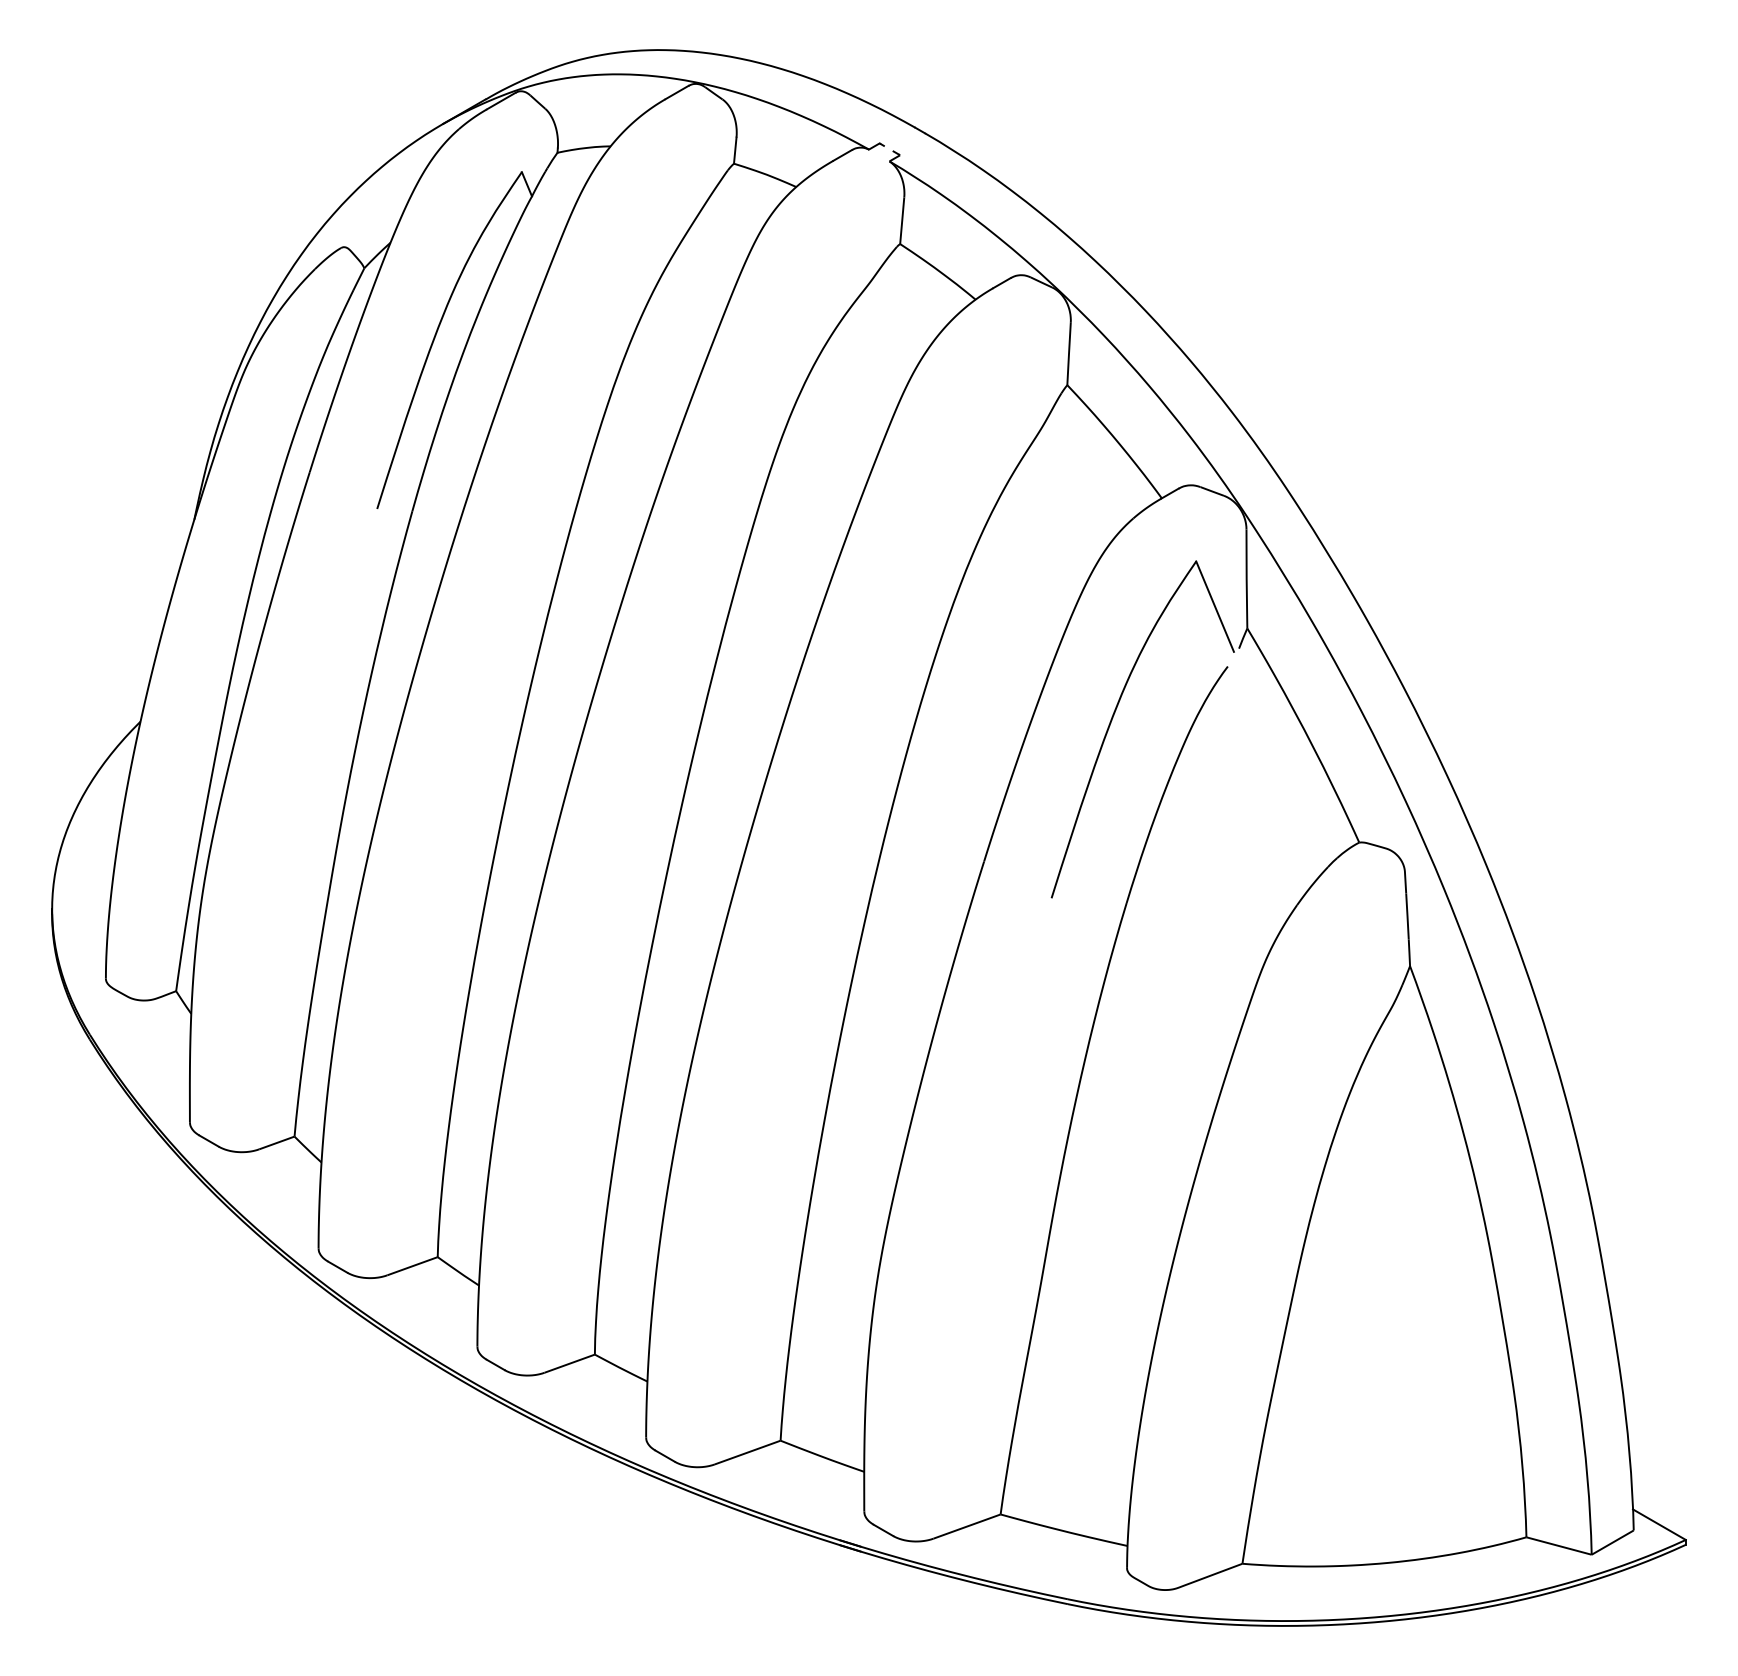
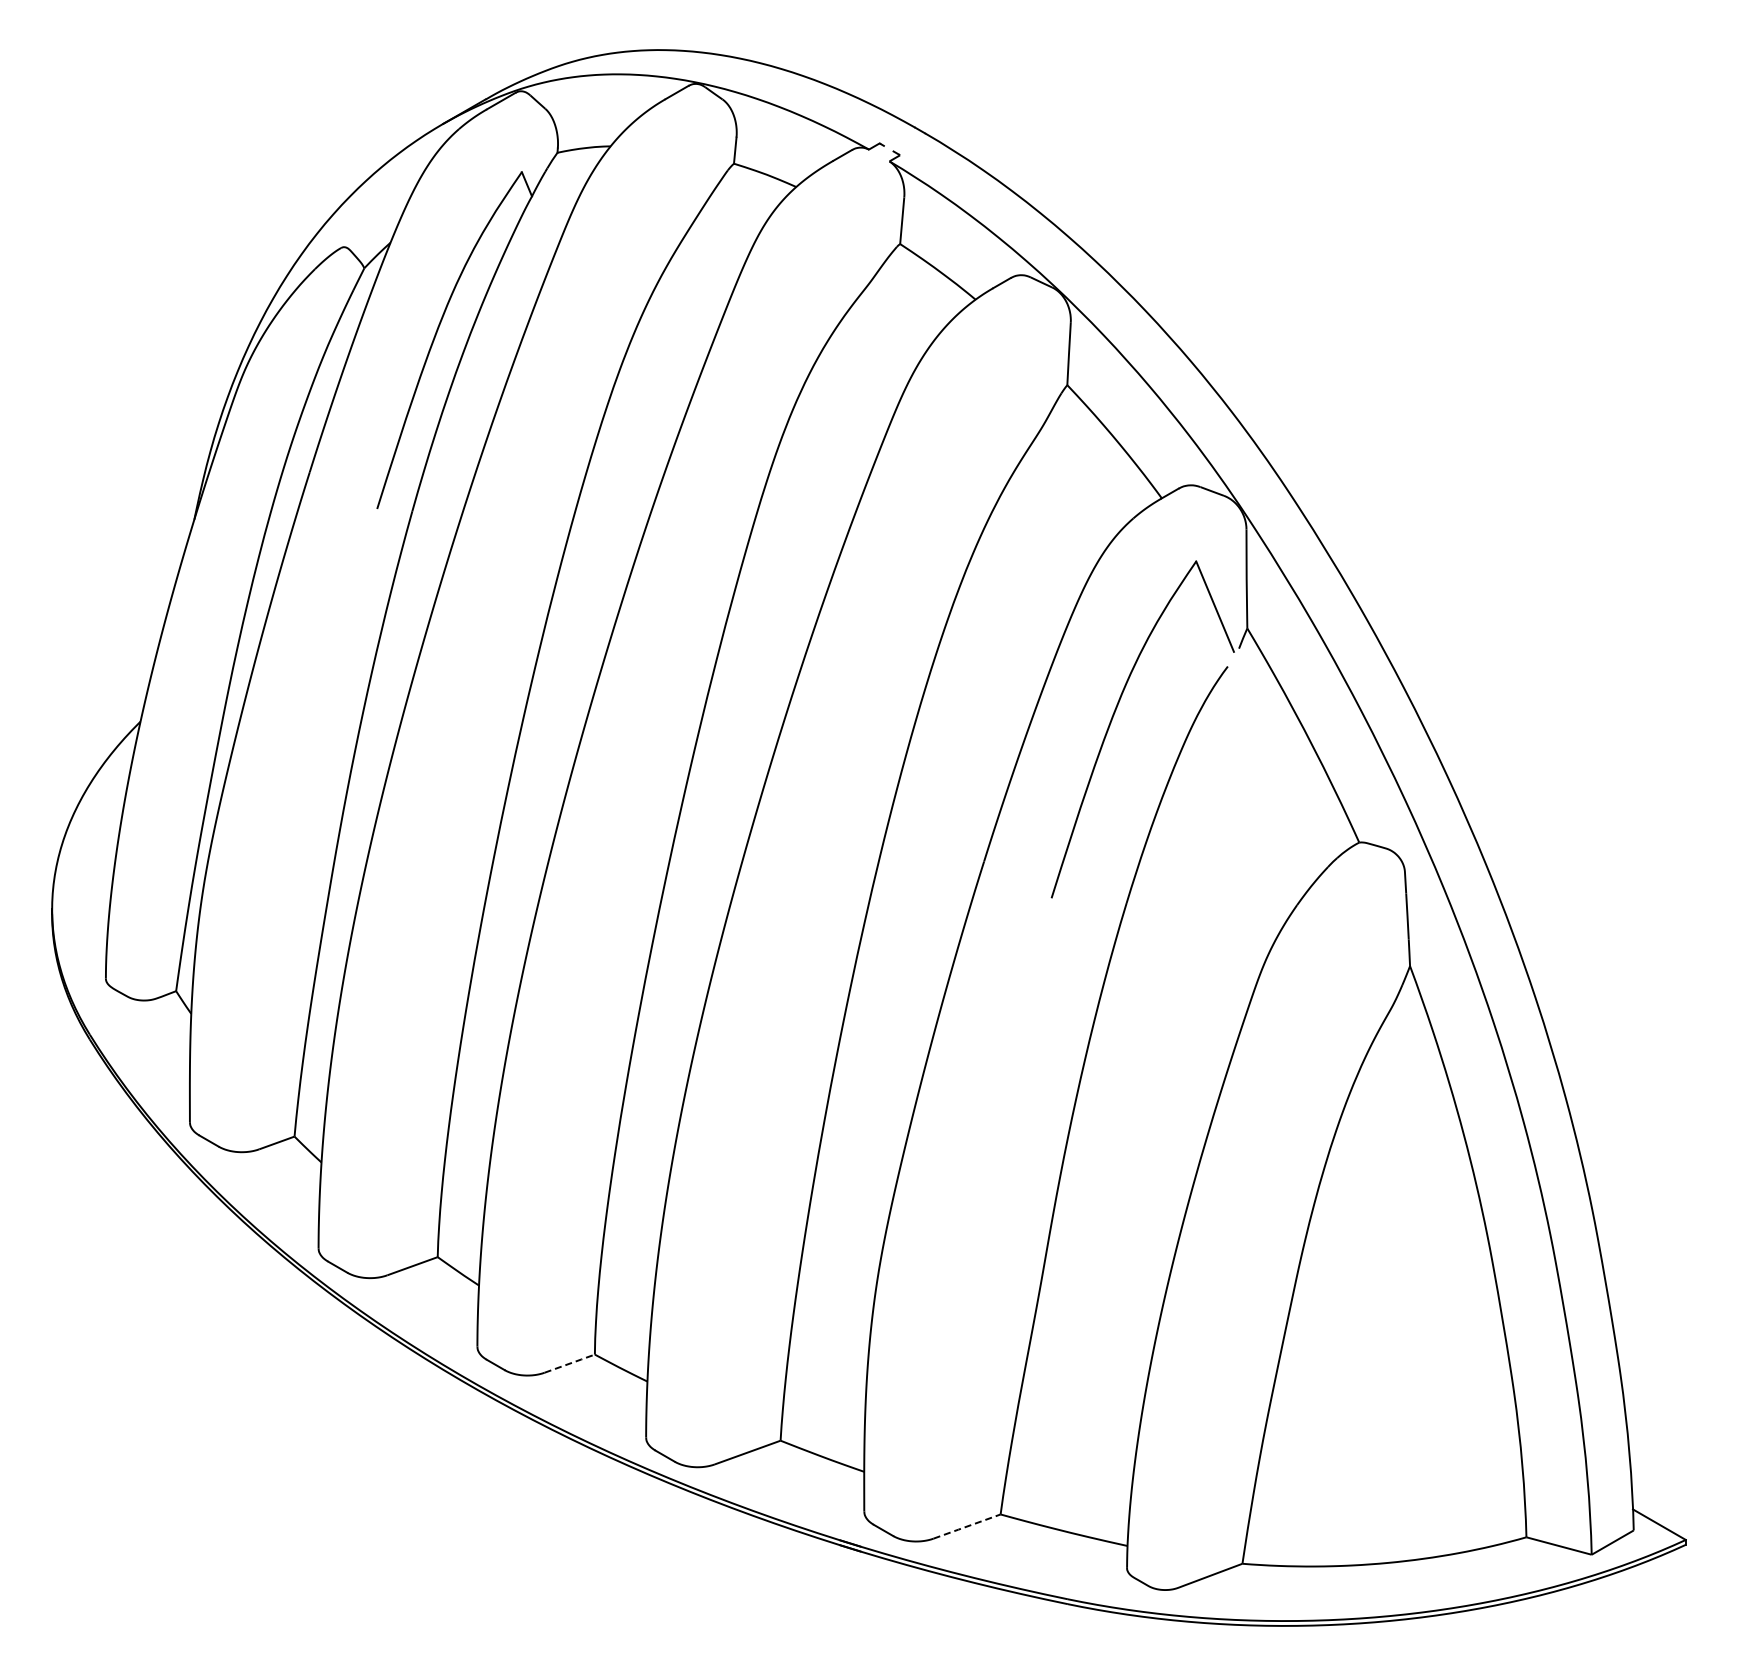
line: solid -> dashed (570, 1363)
line: solid -> dashed (967, 1526)
